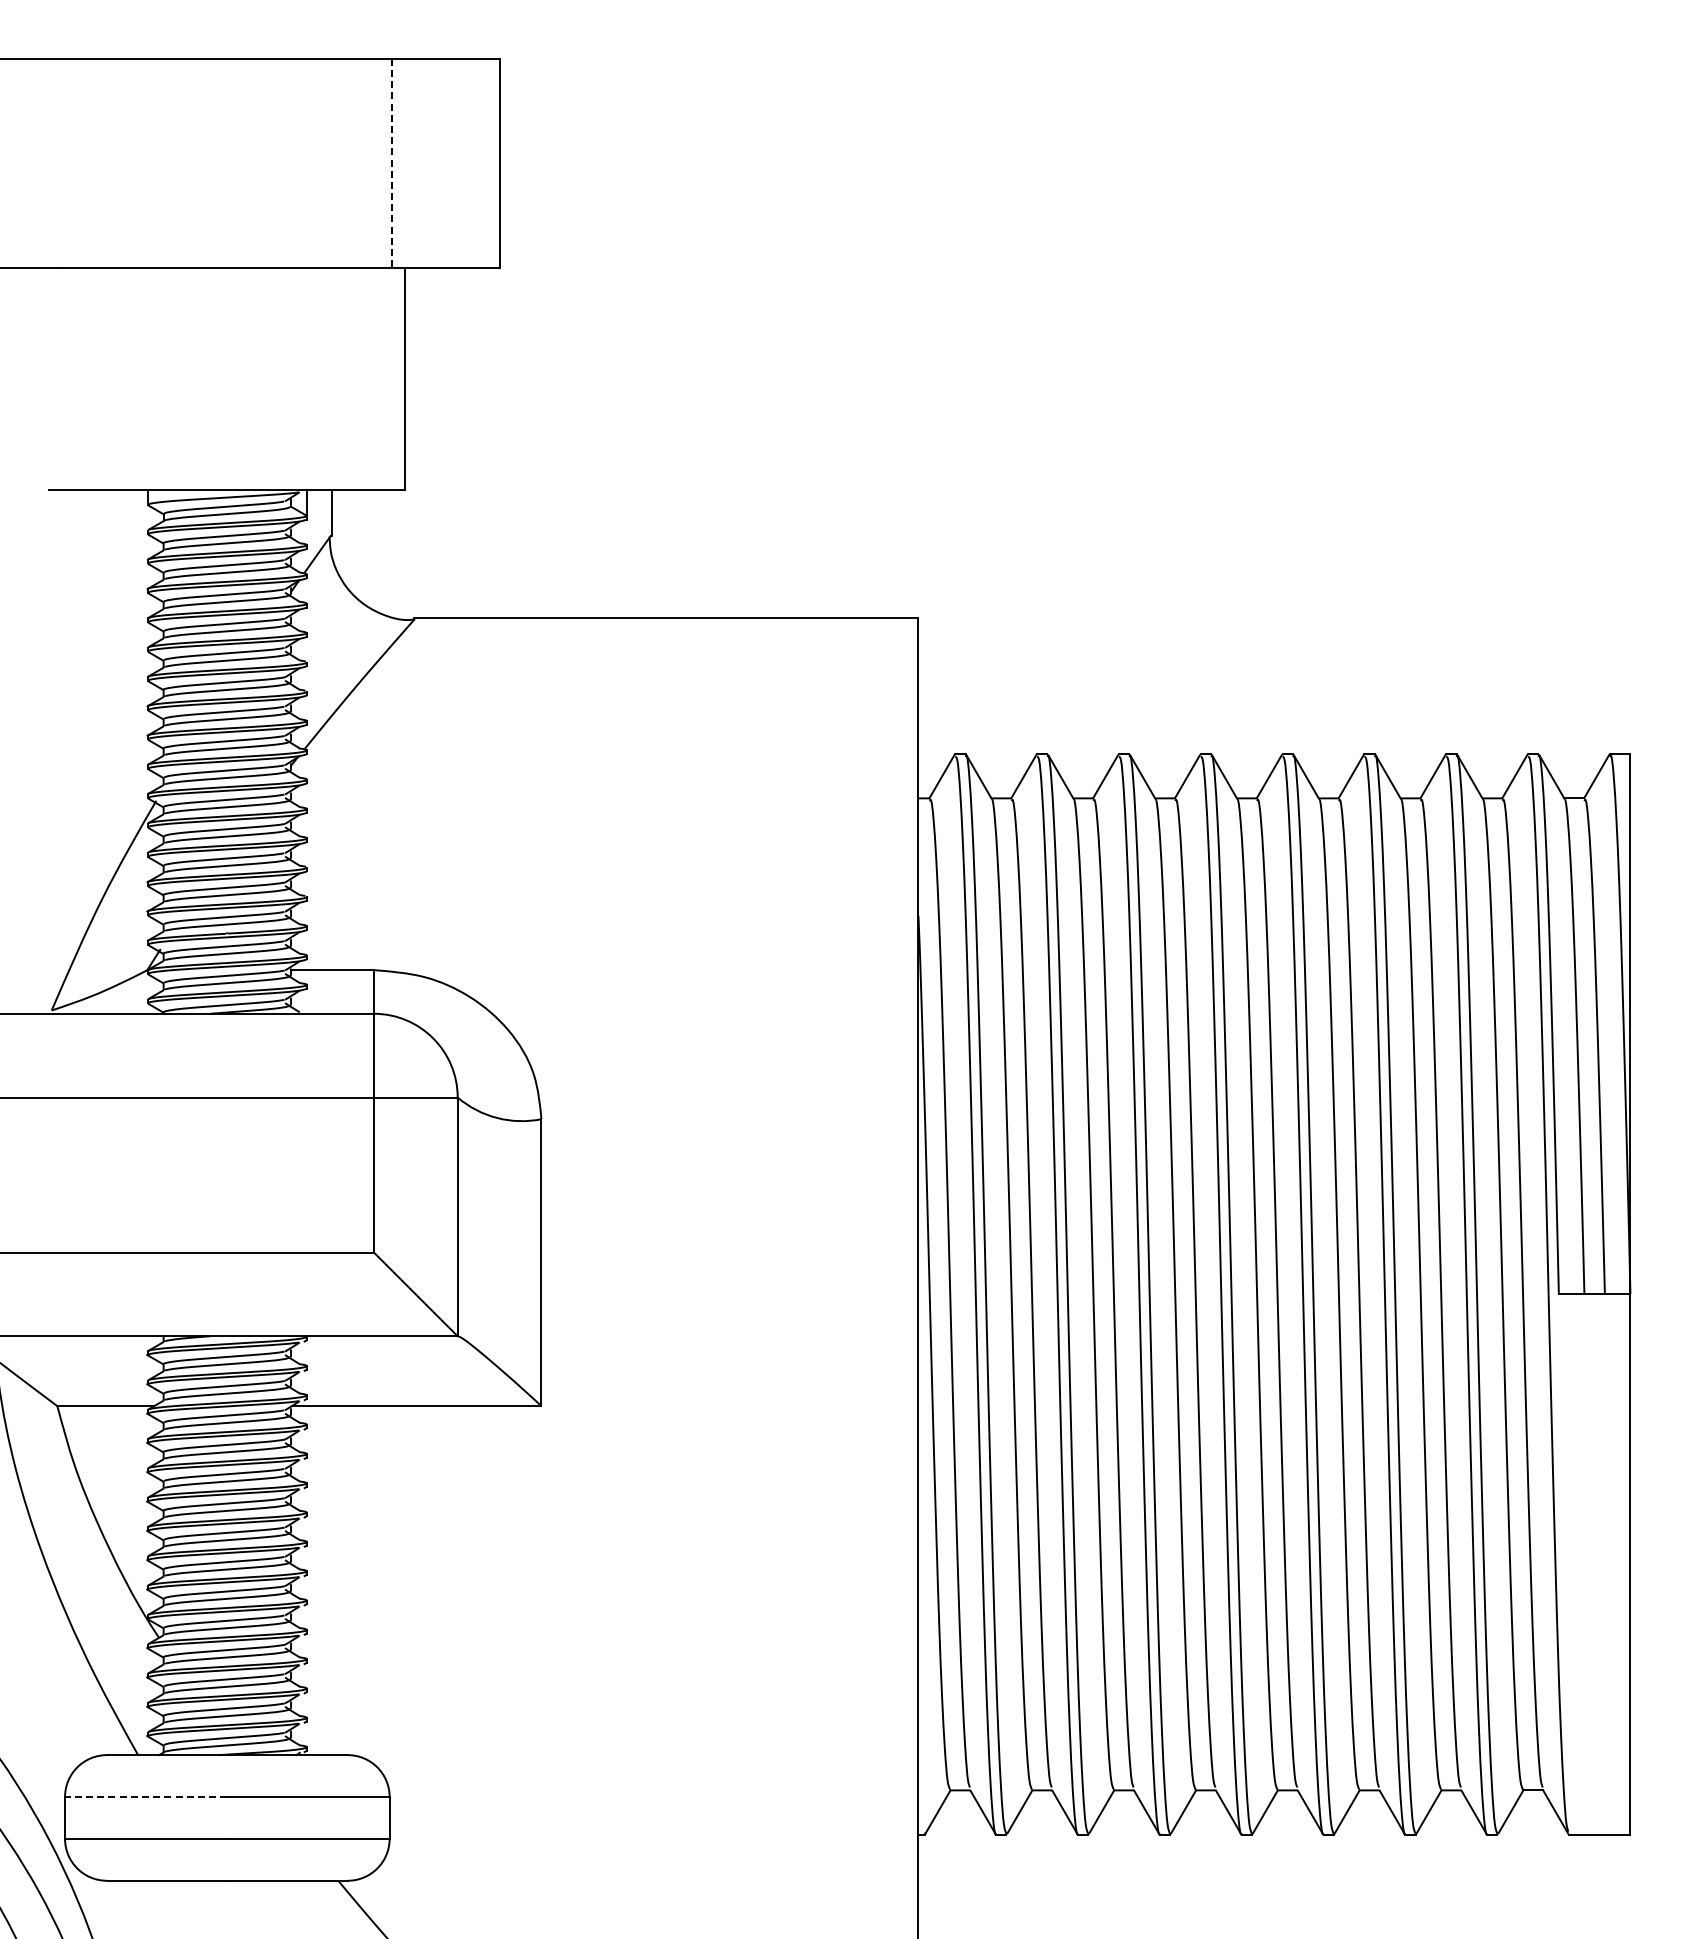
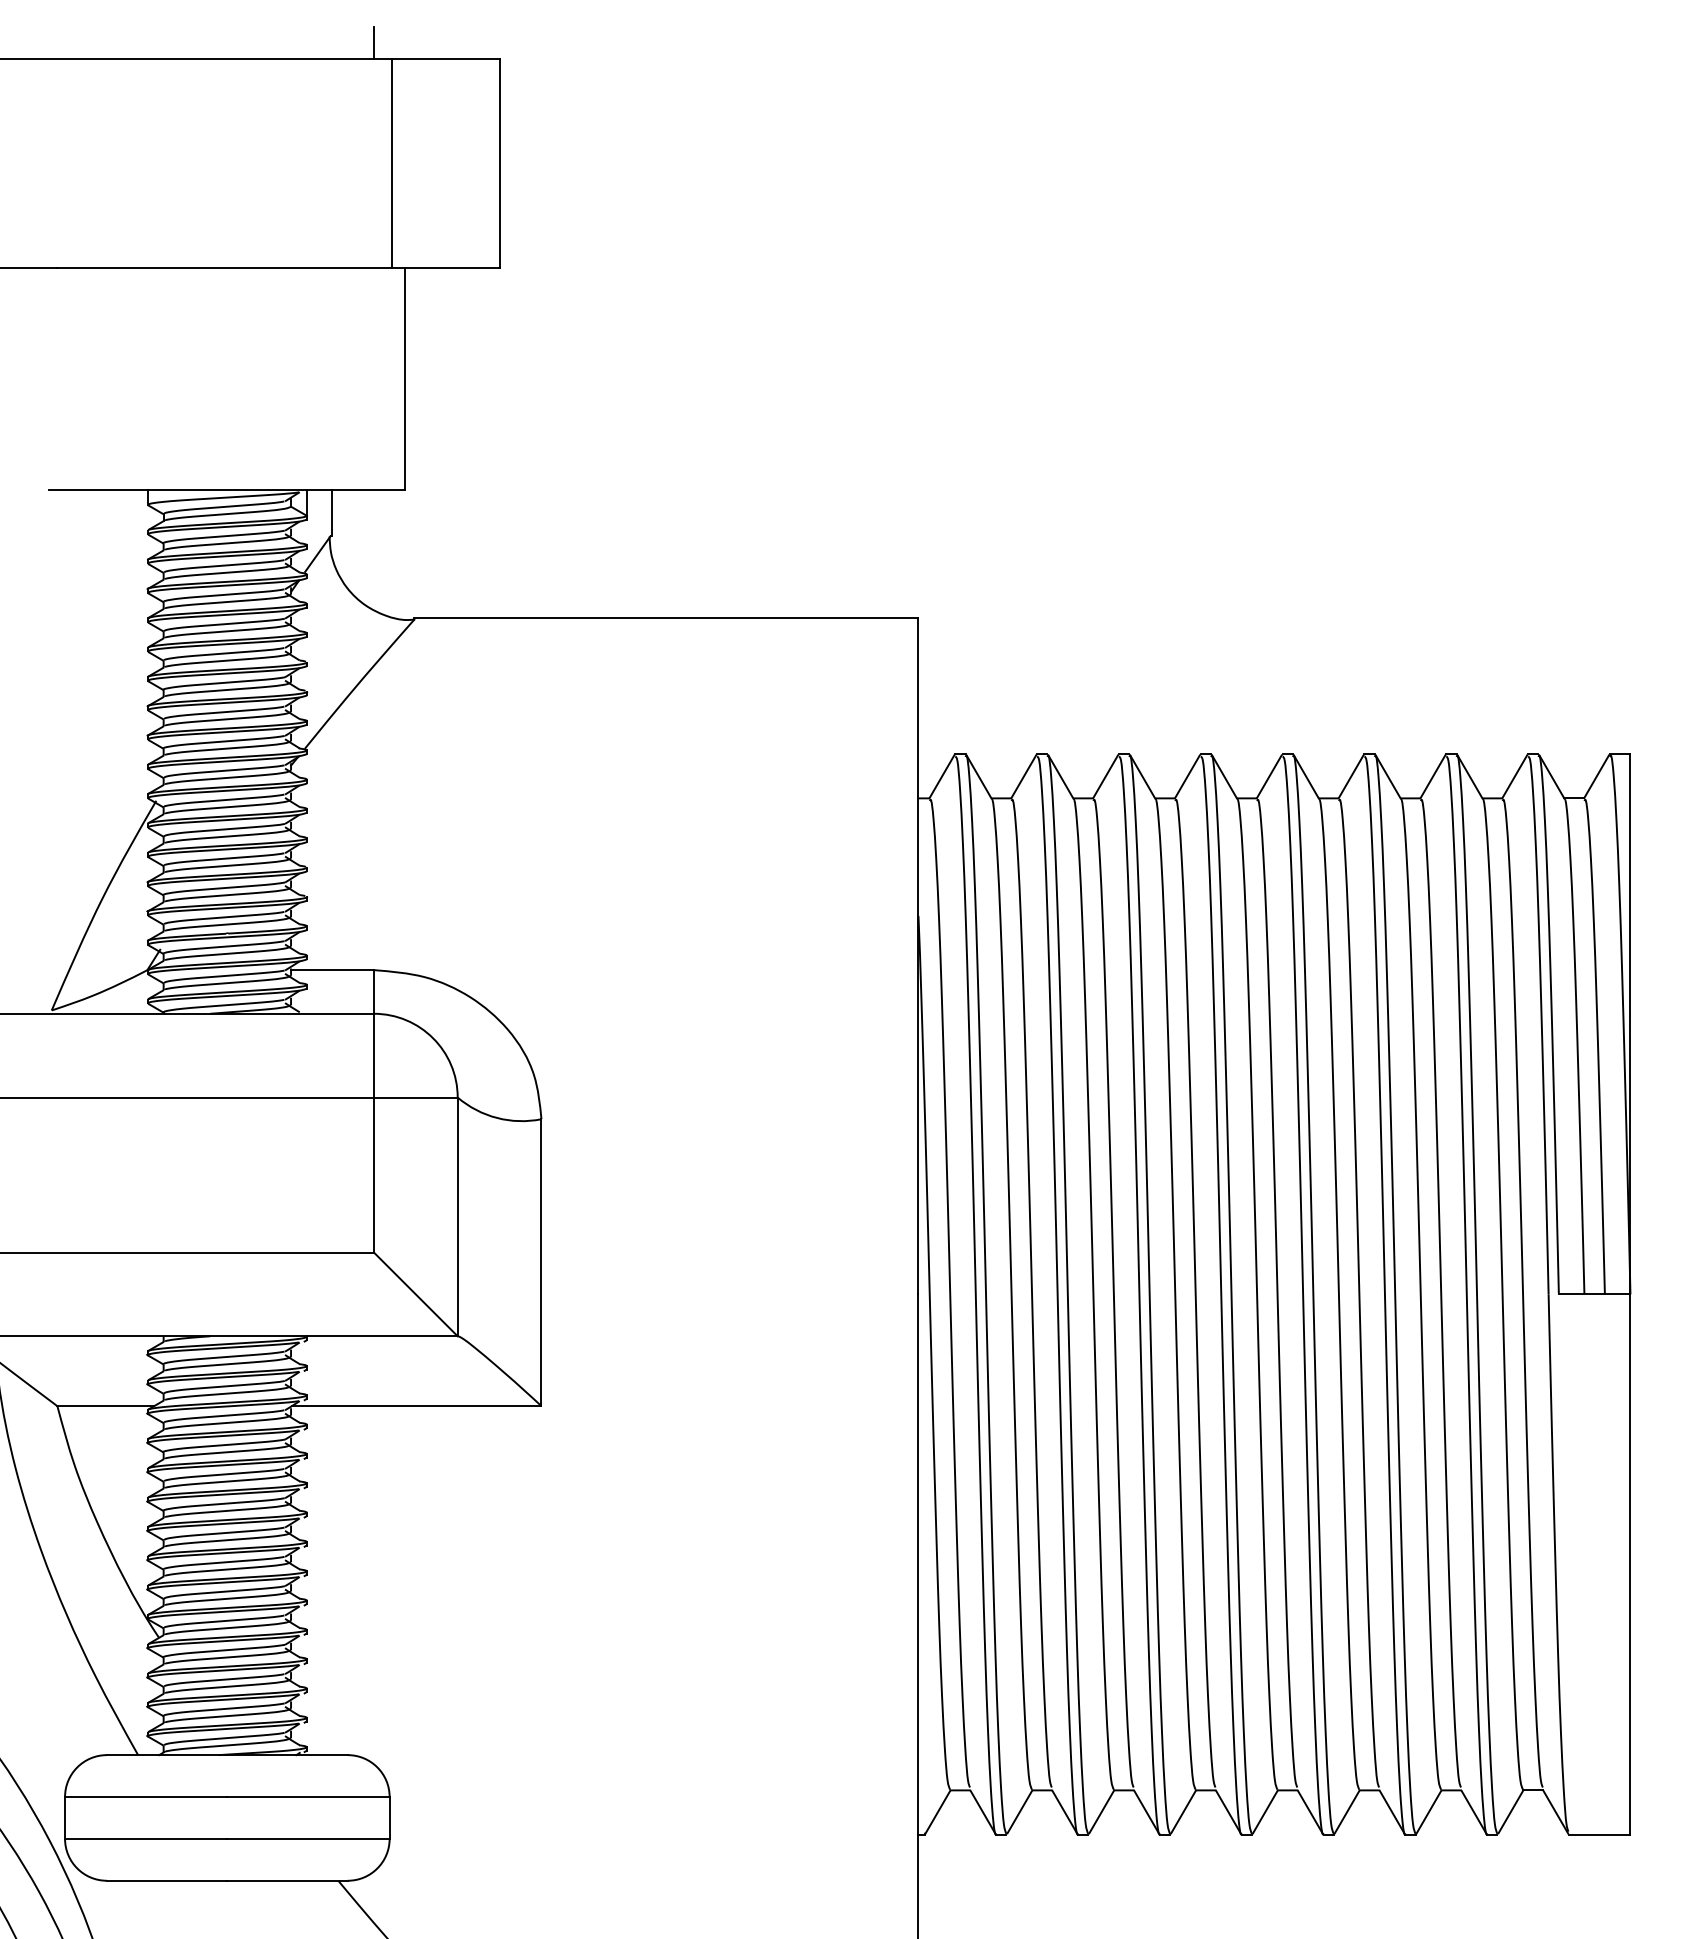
line: none -> present (373, 42)
line: dashed -> solid (391, 163)
line: dashed -> solid (145, 1797)
